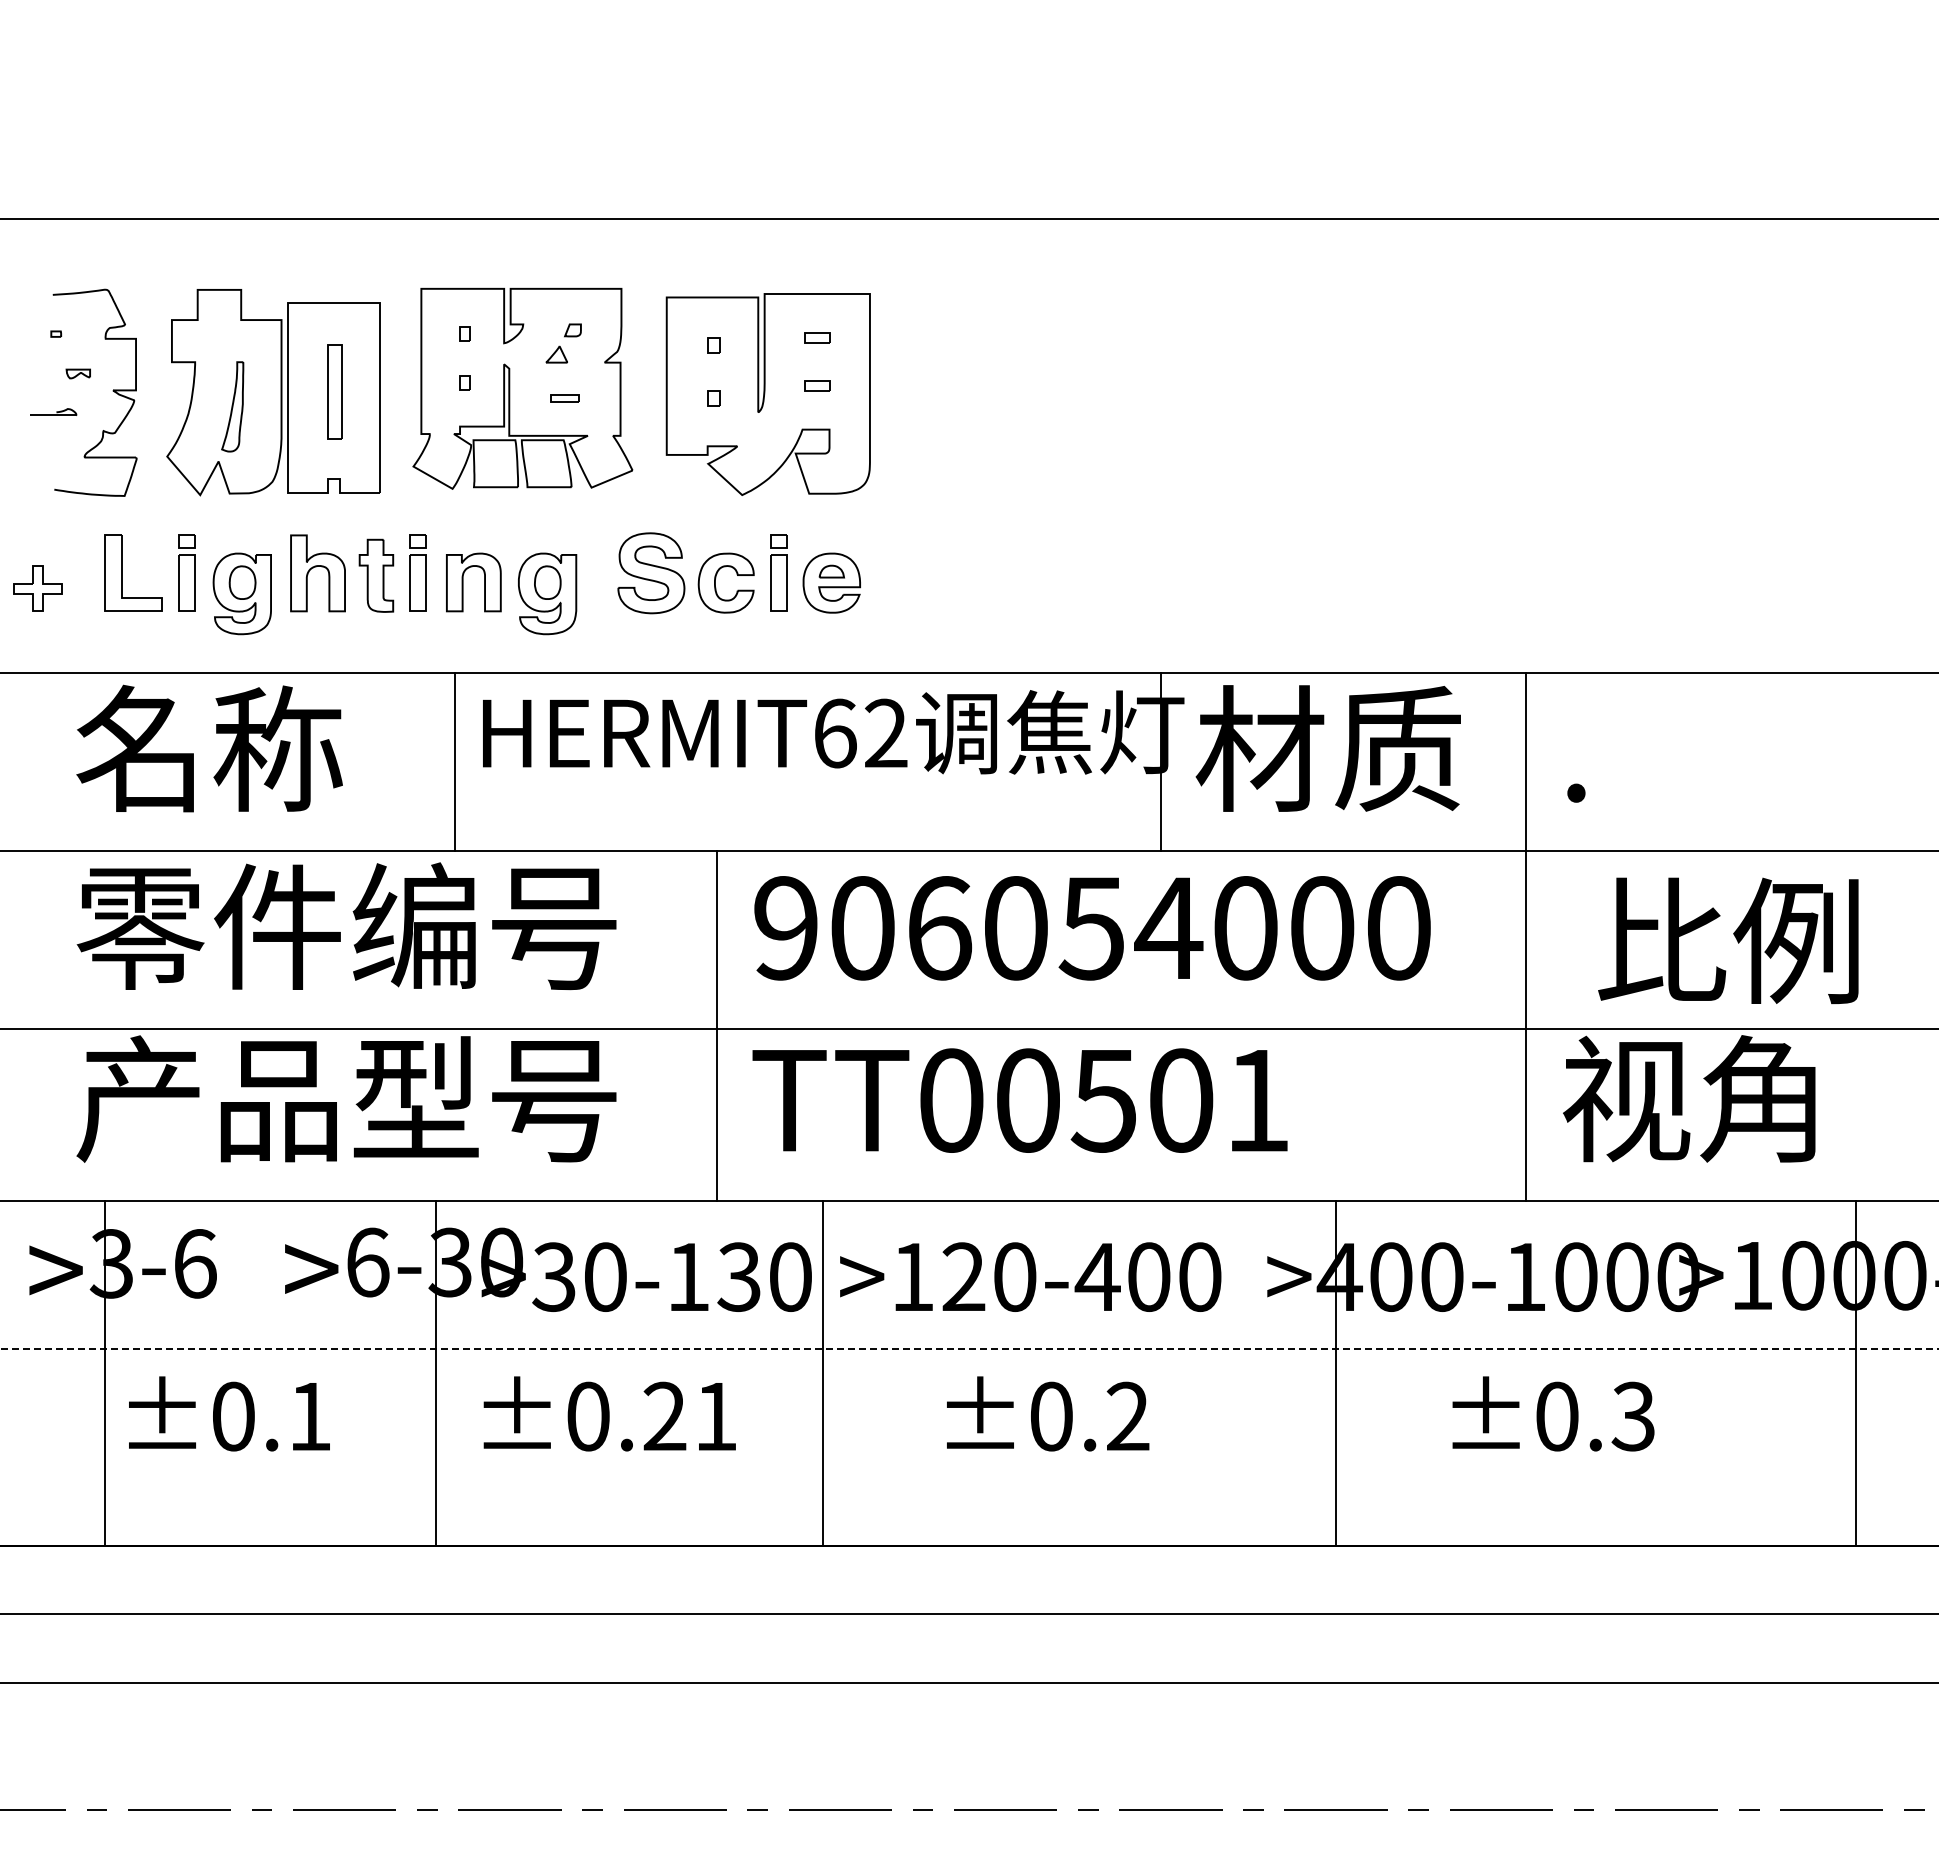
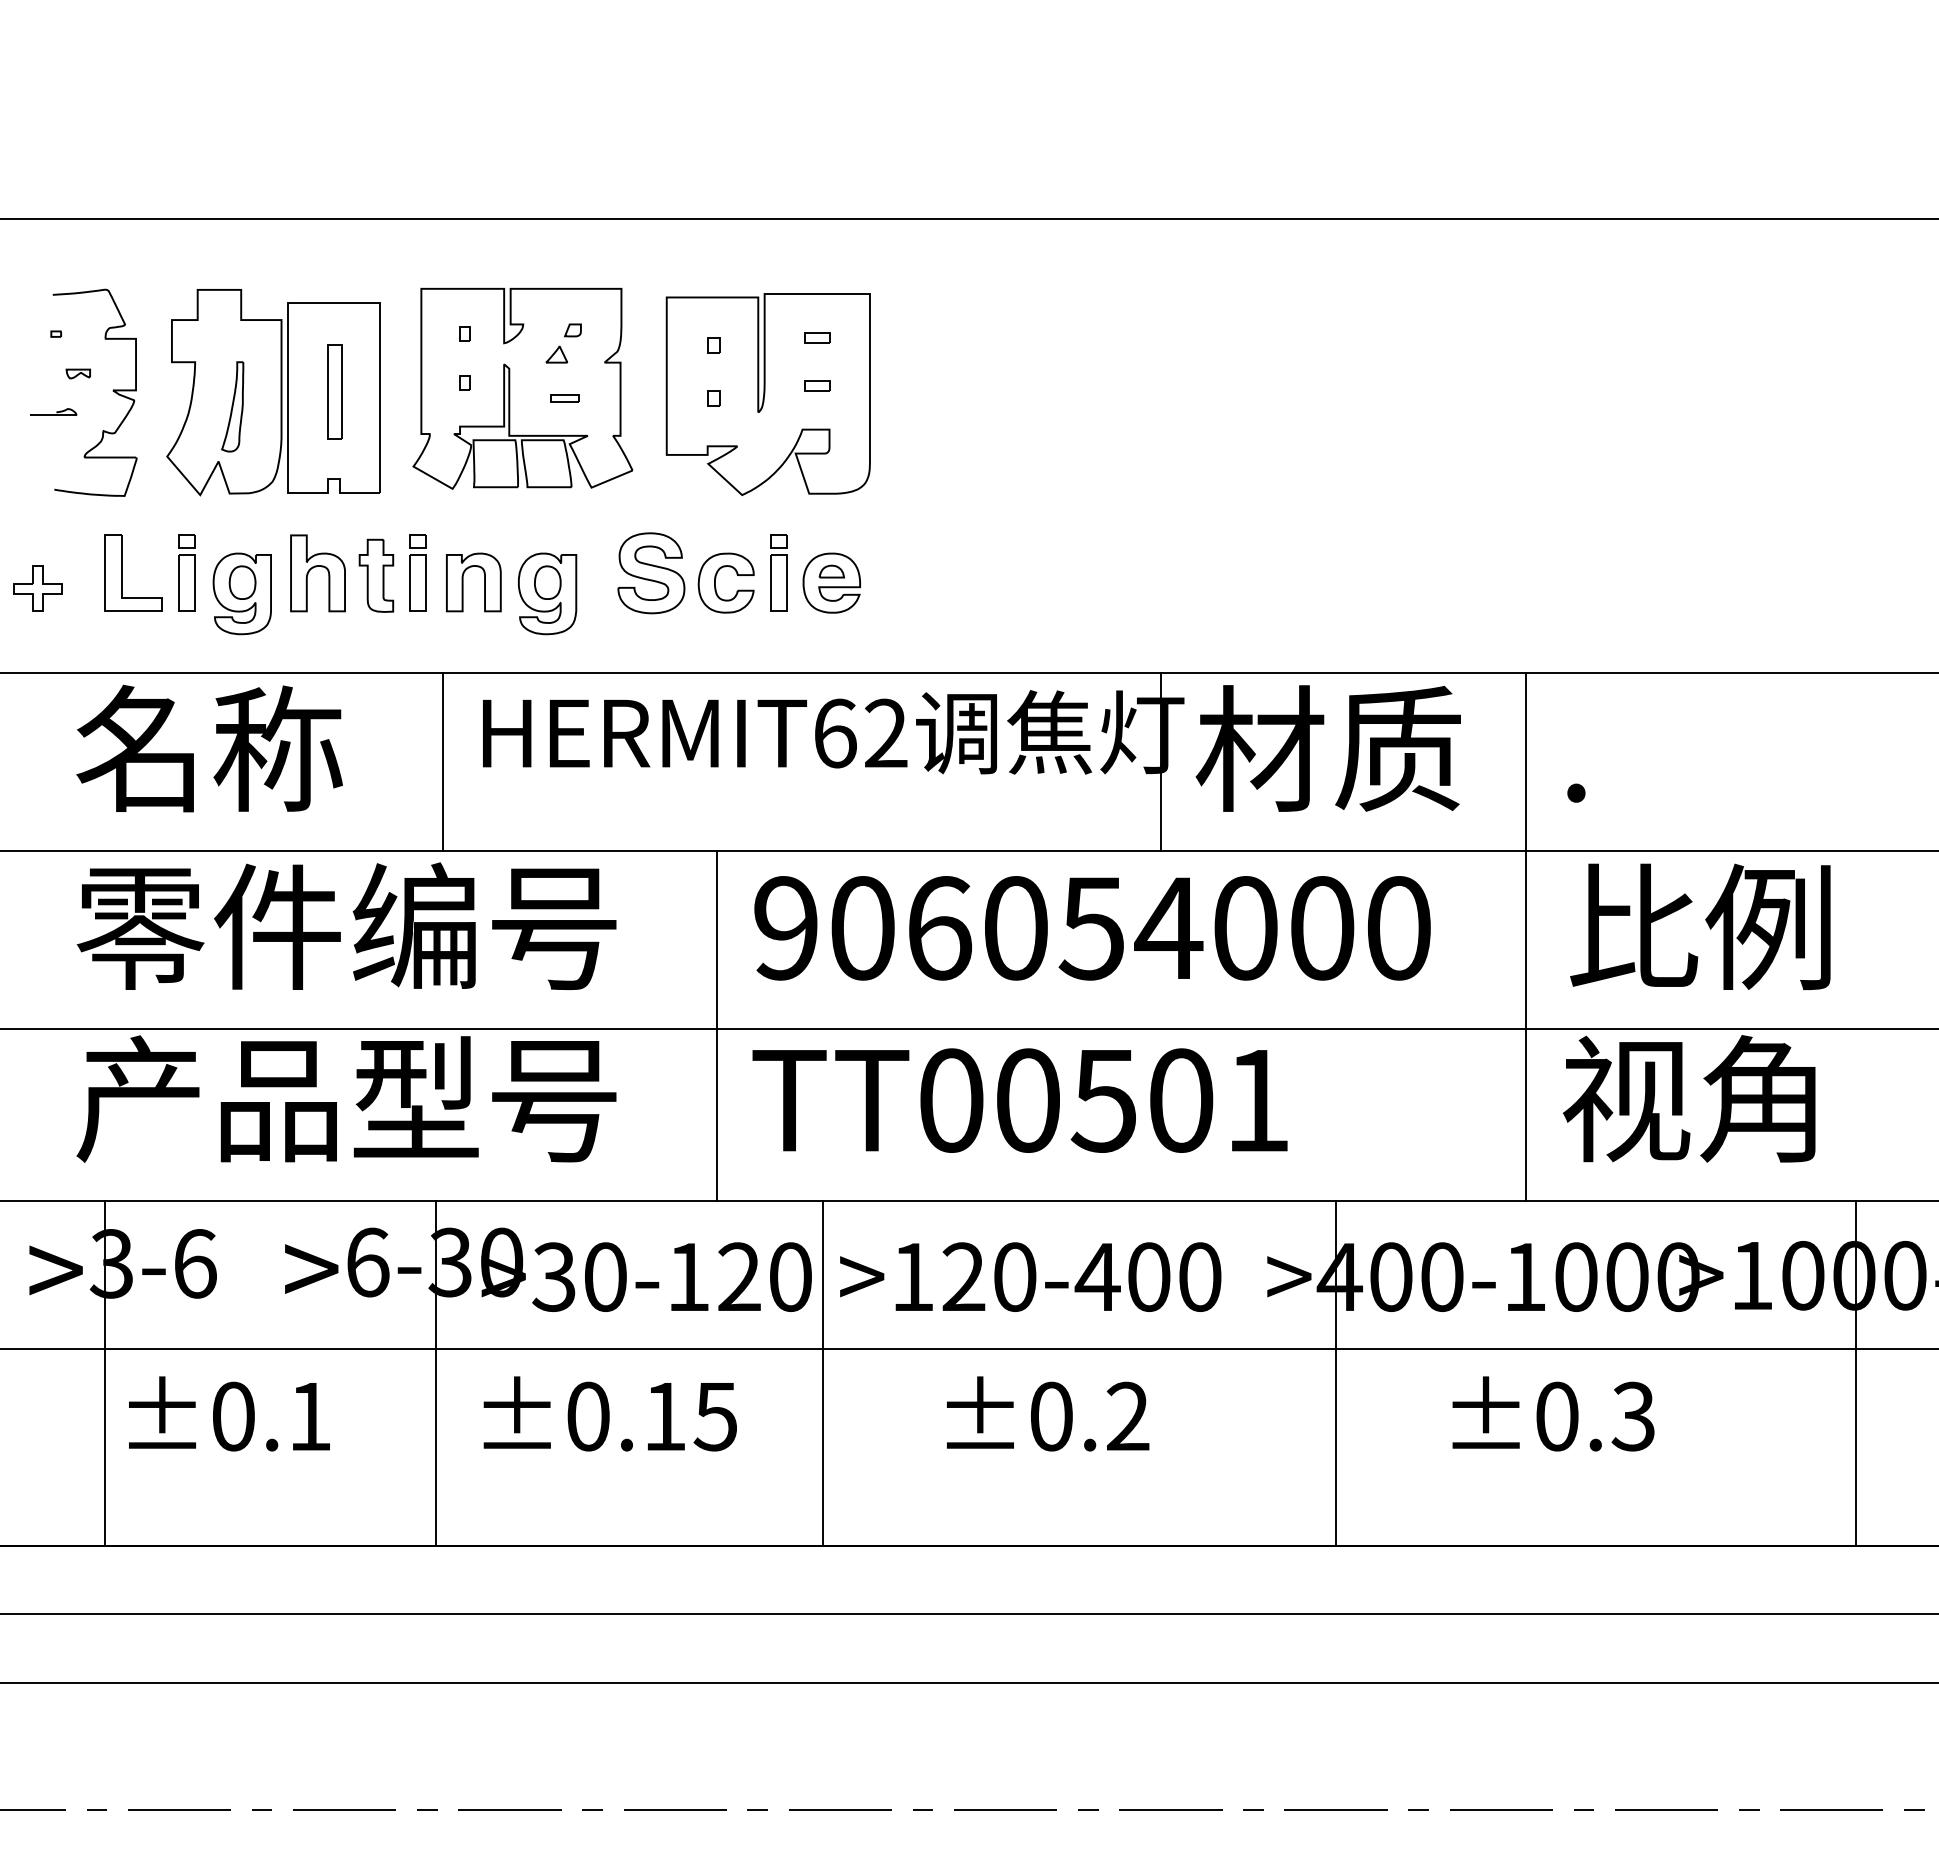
line position: (454, 761) -> (442, 761) (442, 761)
text position: (1728, 940) -> (1700, 926) (1700, 926)
text: 30-130 -> 30-120 (738, 1276)
line: dashed -> solid (969, 1348)
text: ±0.21 -> ±0.15 (689, 1416)
